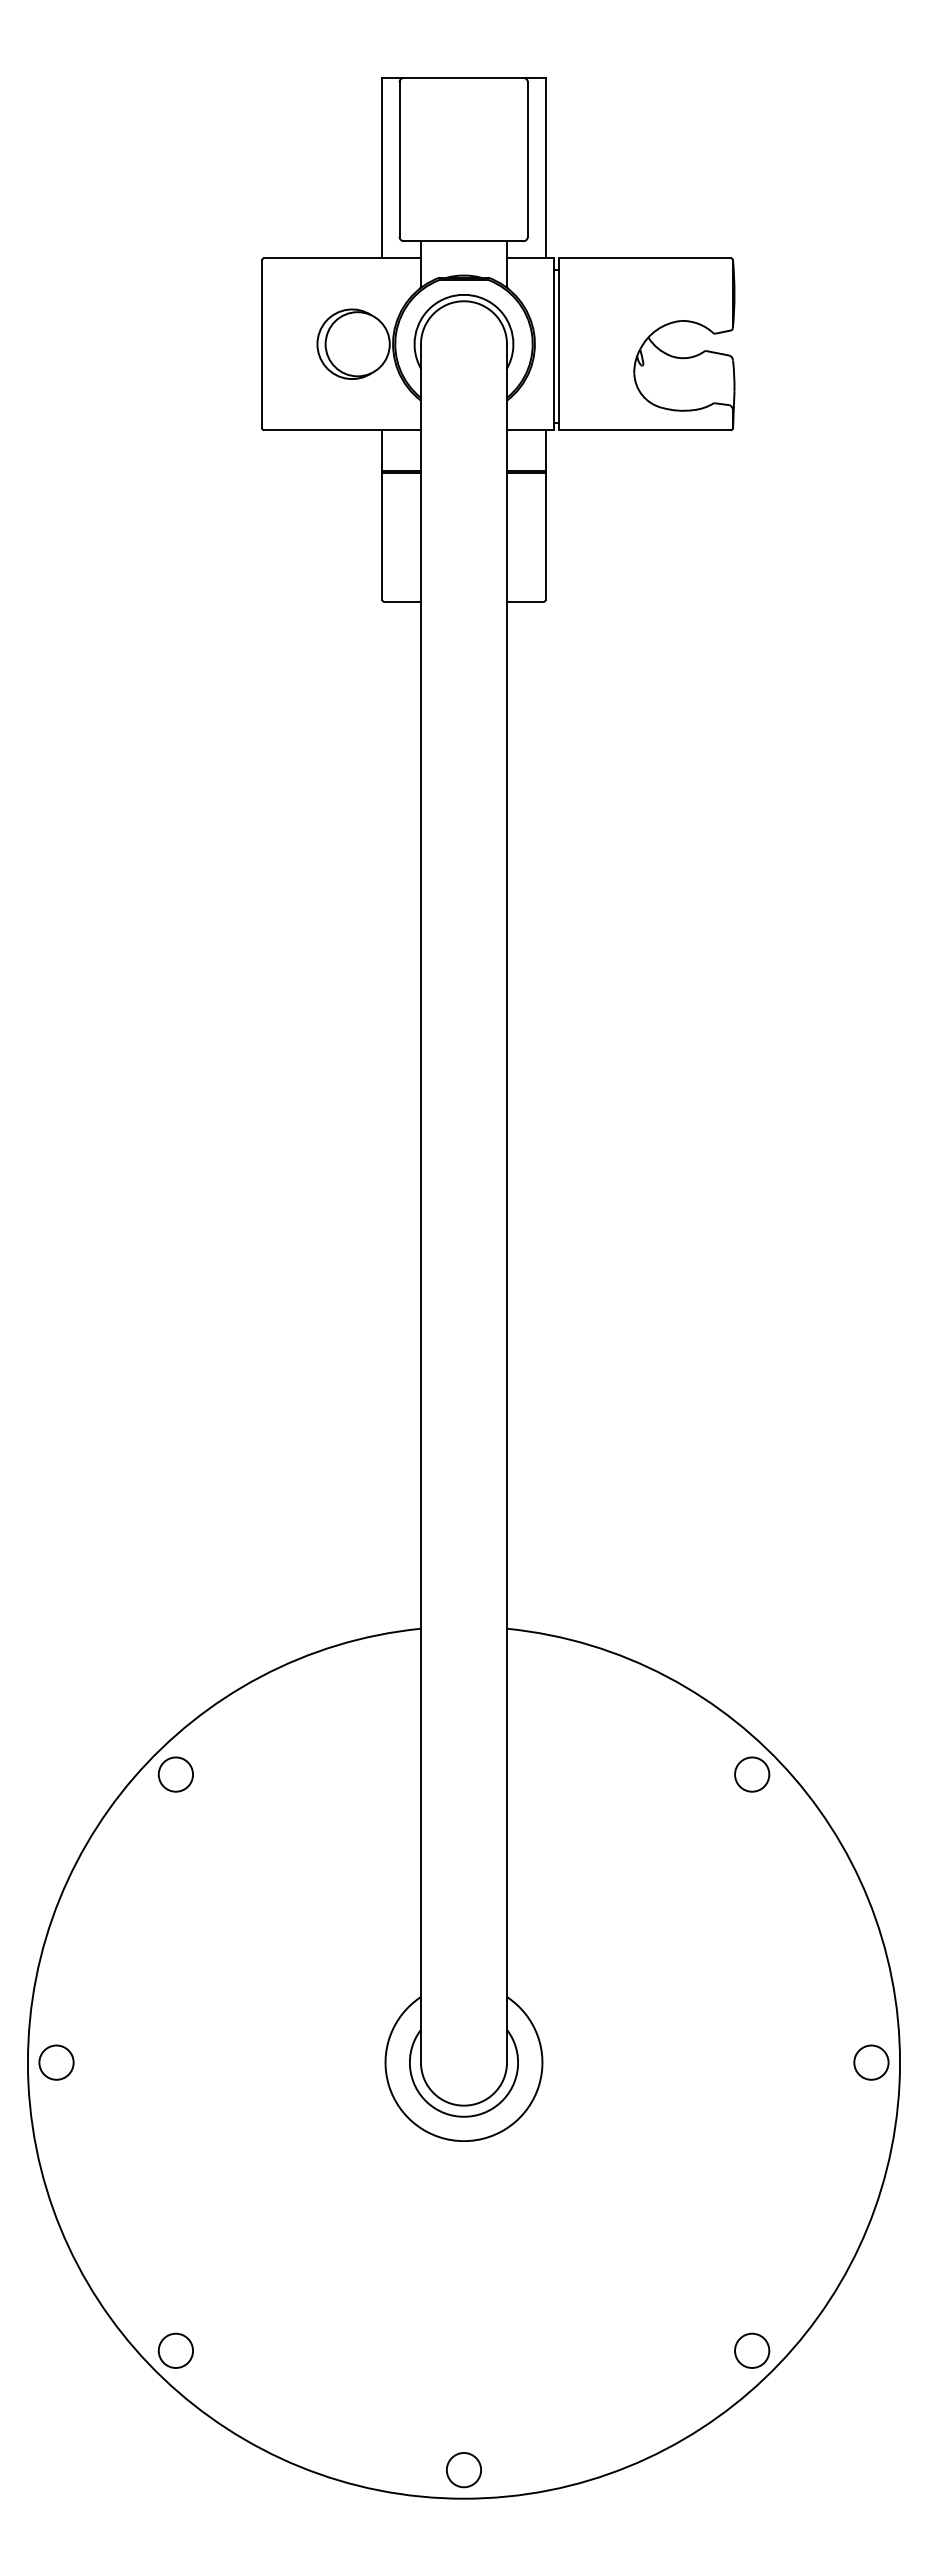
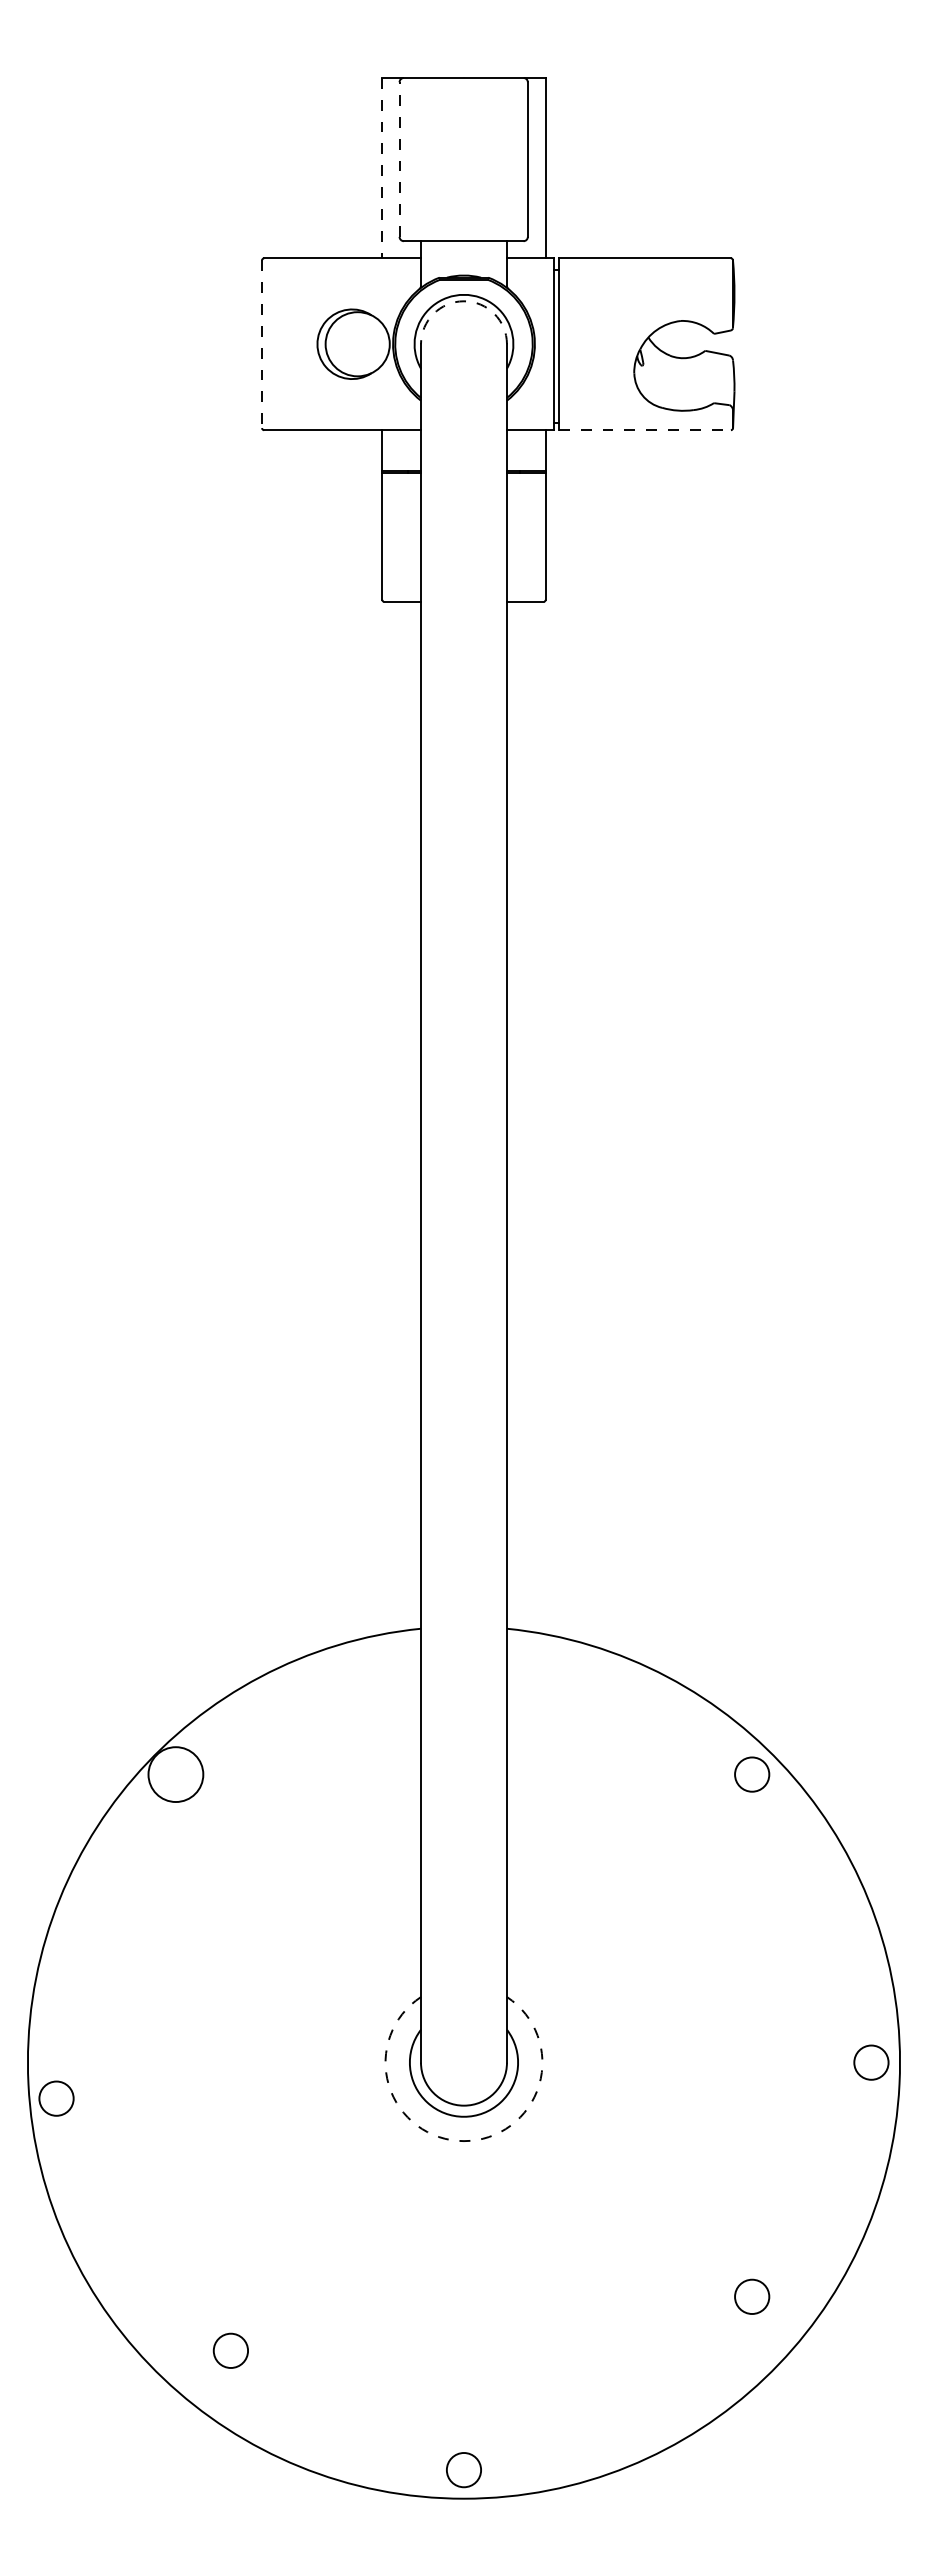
line: solid -> dashed (399, 159)
line: solid -> dashed (382, 168)
arc: solid -> dashed (463, 301)
line: solid -> dashed (262, 344)
line: solid -> dashed (644, 430)
circle diameter: 34 px -> 55 px (175, 1774)
circle position: (56, 2062) -> (56, 2098) (56, 2098)
arc: solid -> dashed (463, 2141)
circle position: (175, 2350) -> (230, 2350) (230, 2350)
circle position: (752, 2350) -> (752, 2296) (752, 2296)
